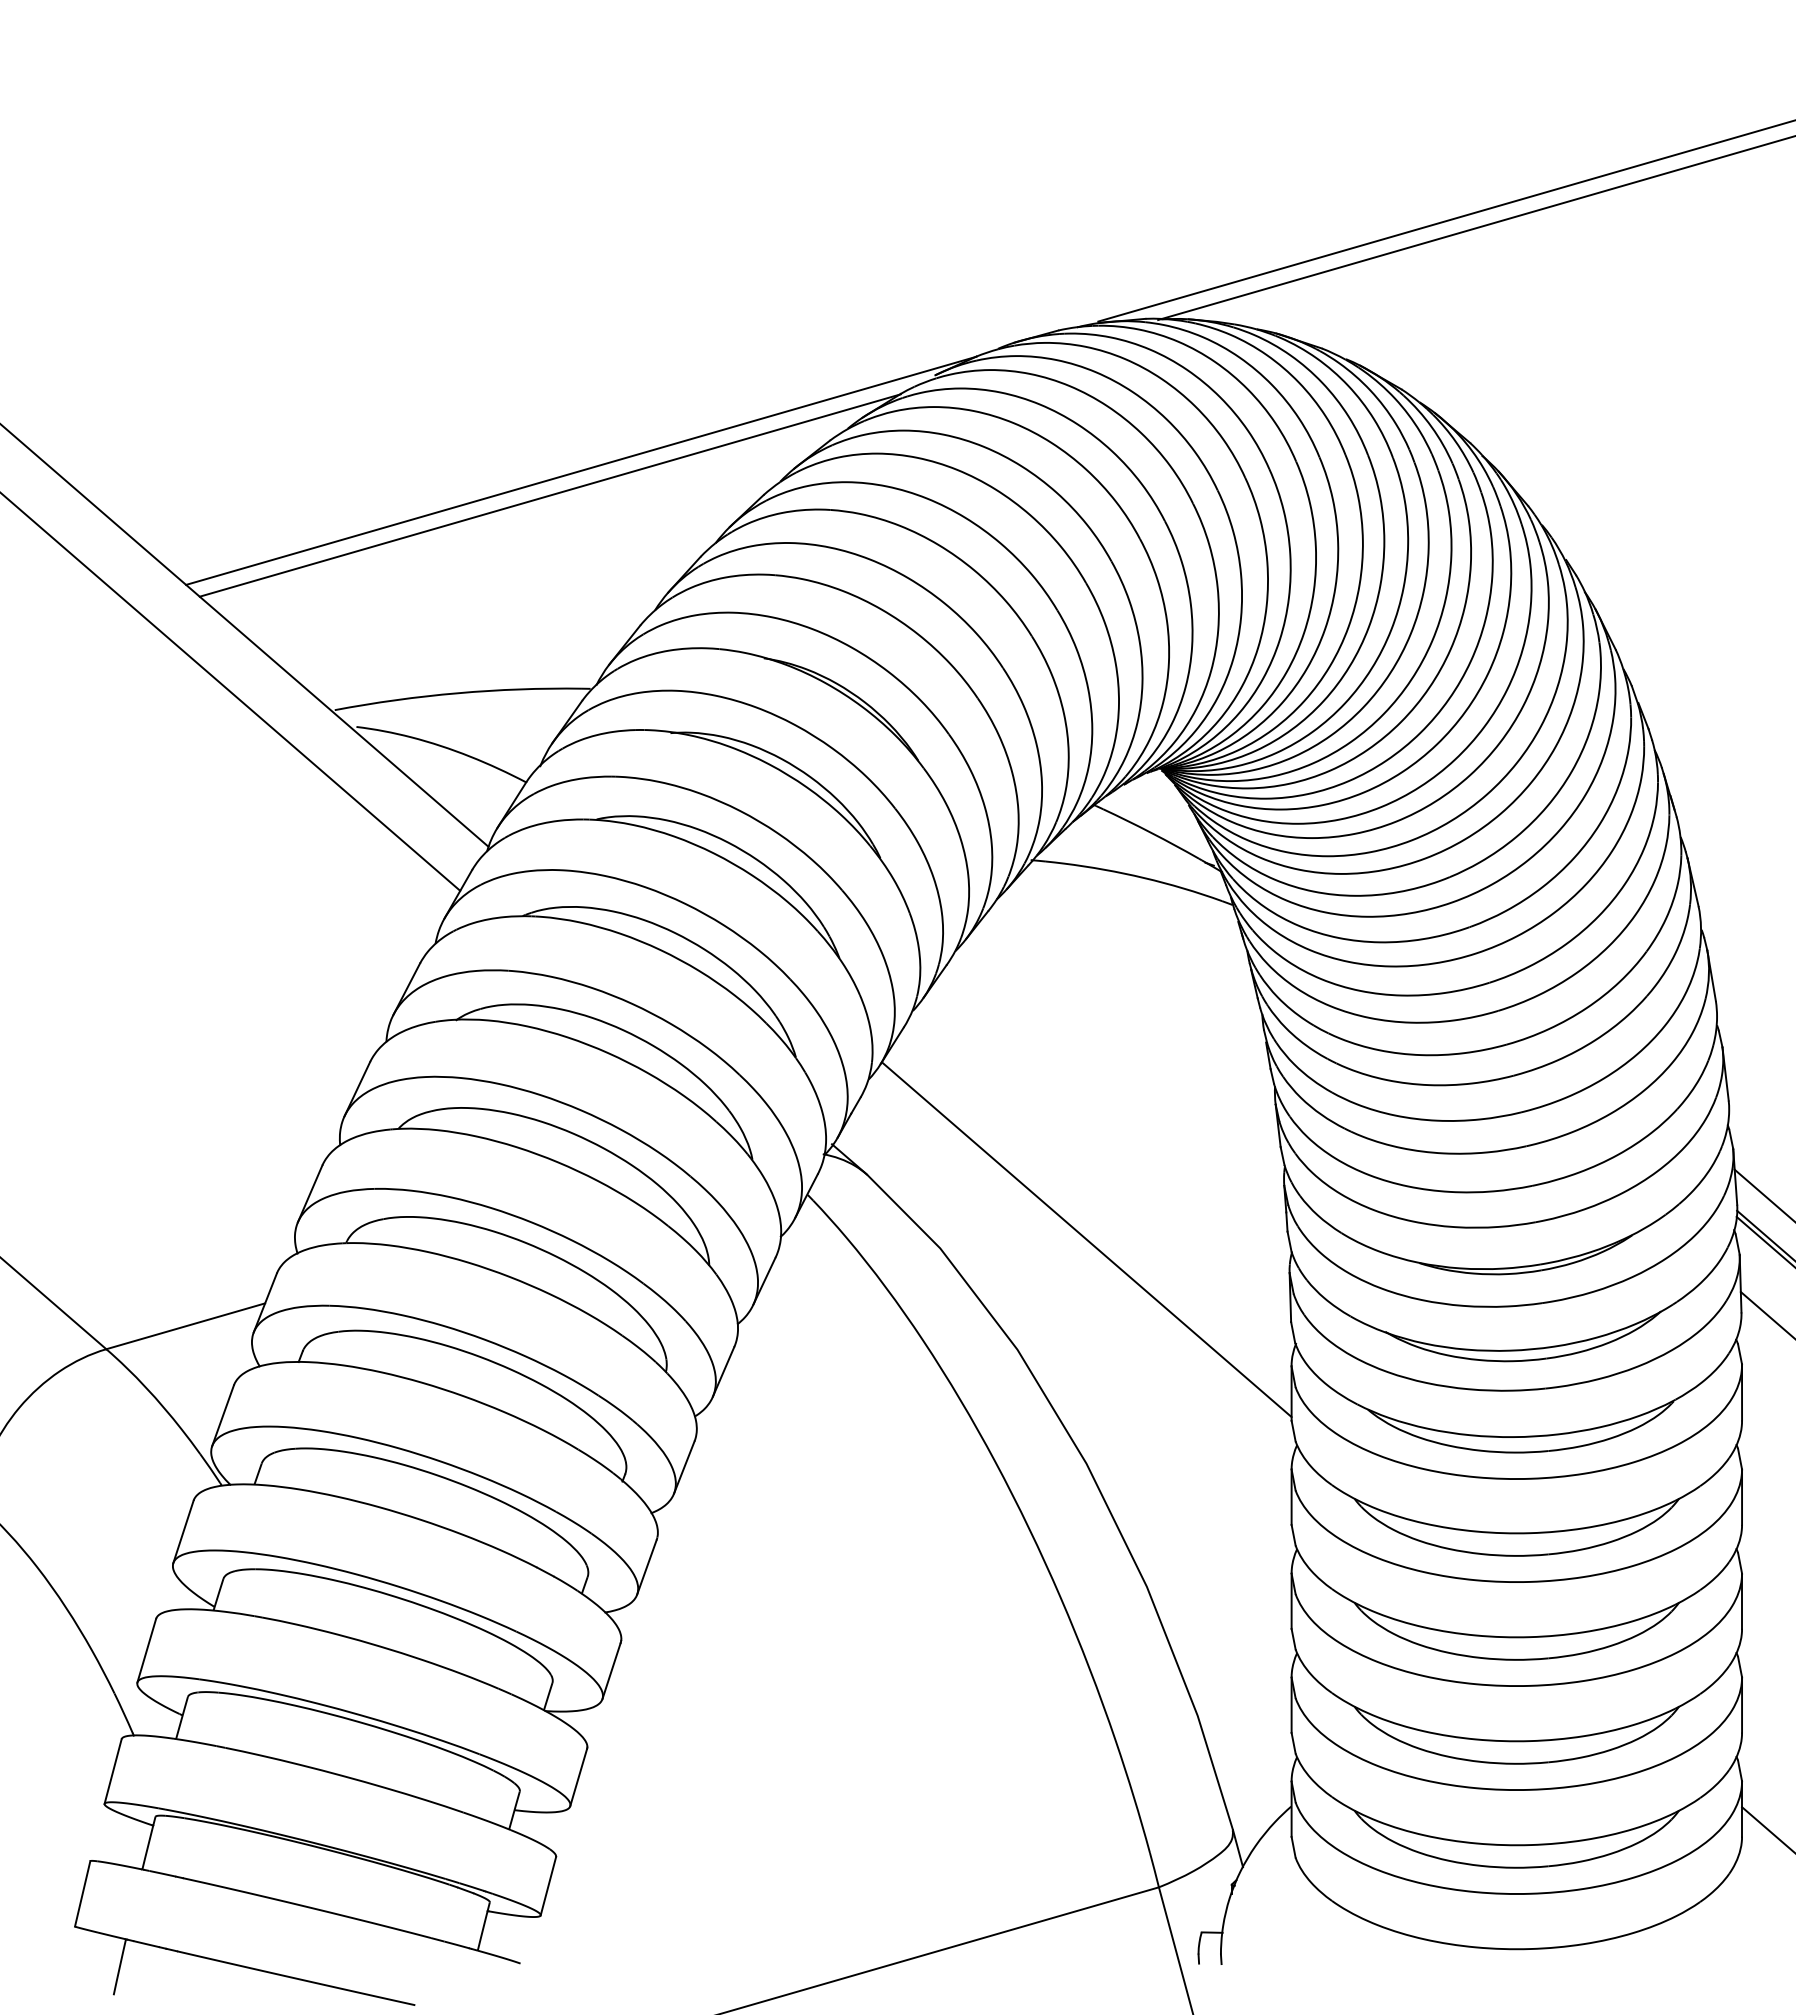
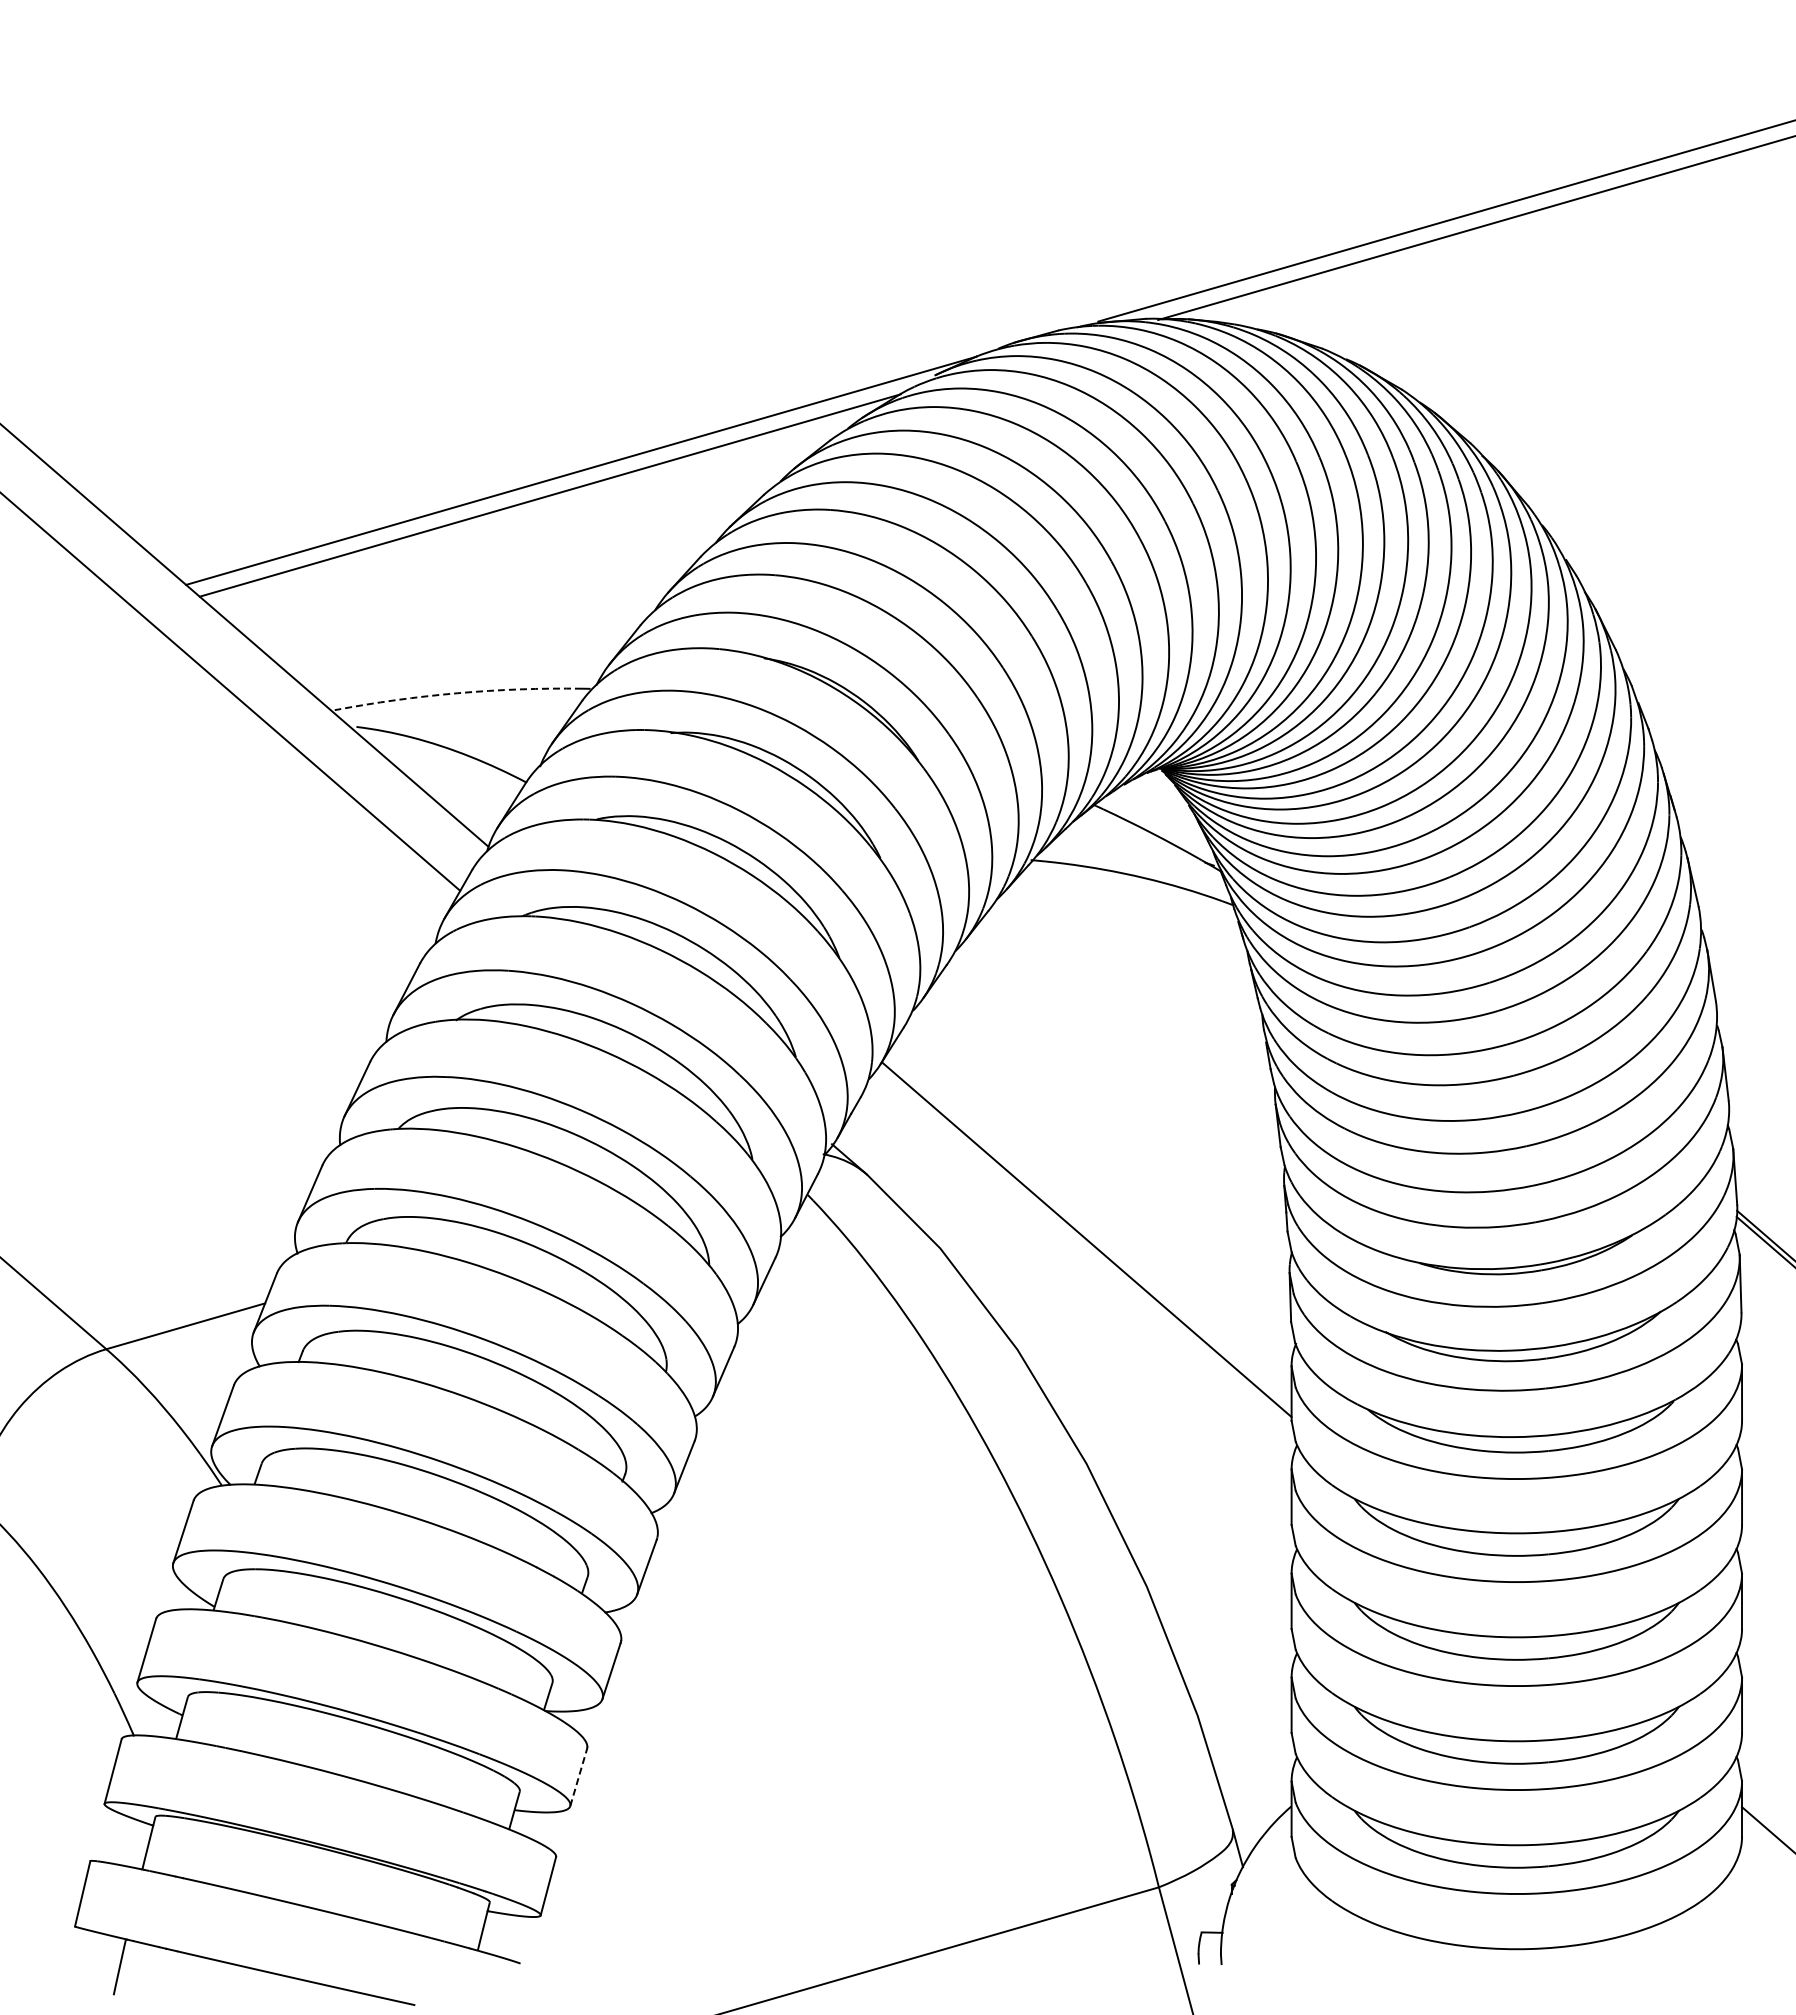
arc: solid -> dashed (457, 693)
line: present -> none (1763, 1194)
line: present -> none (1766, 1313)
line: solid -> dashed (578, 1777)
